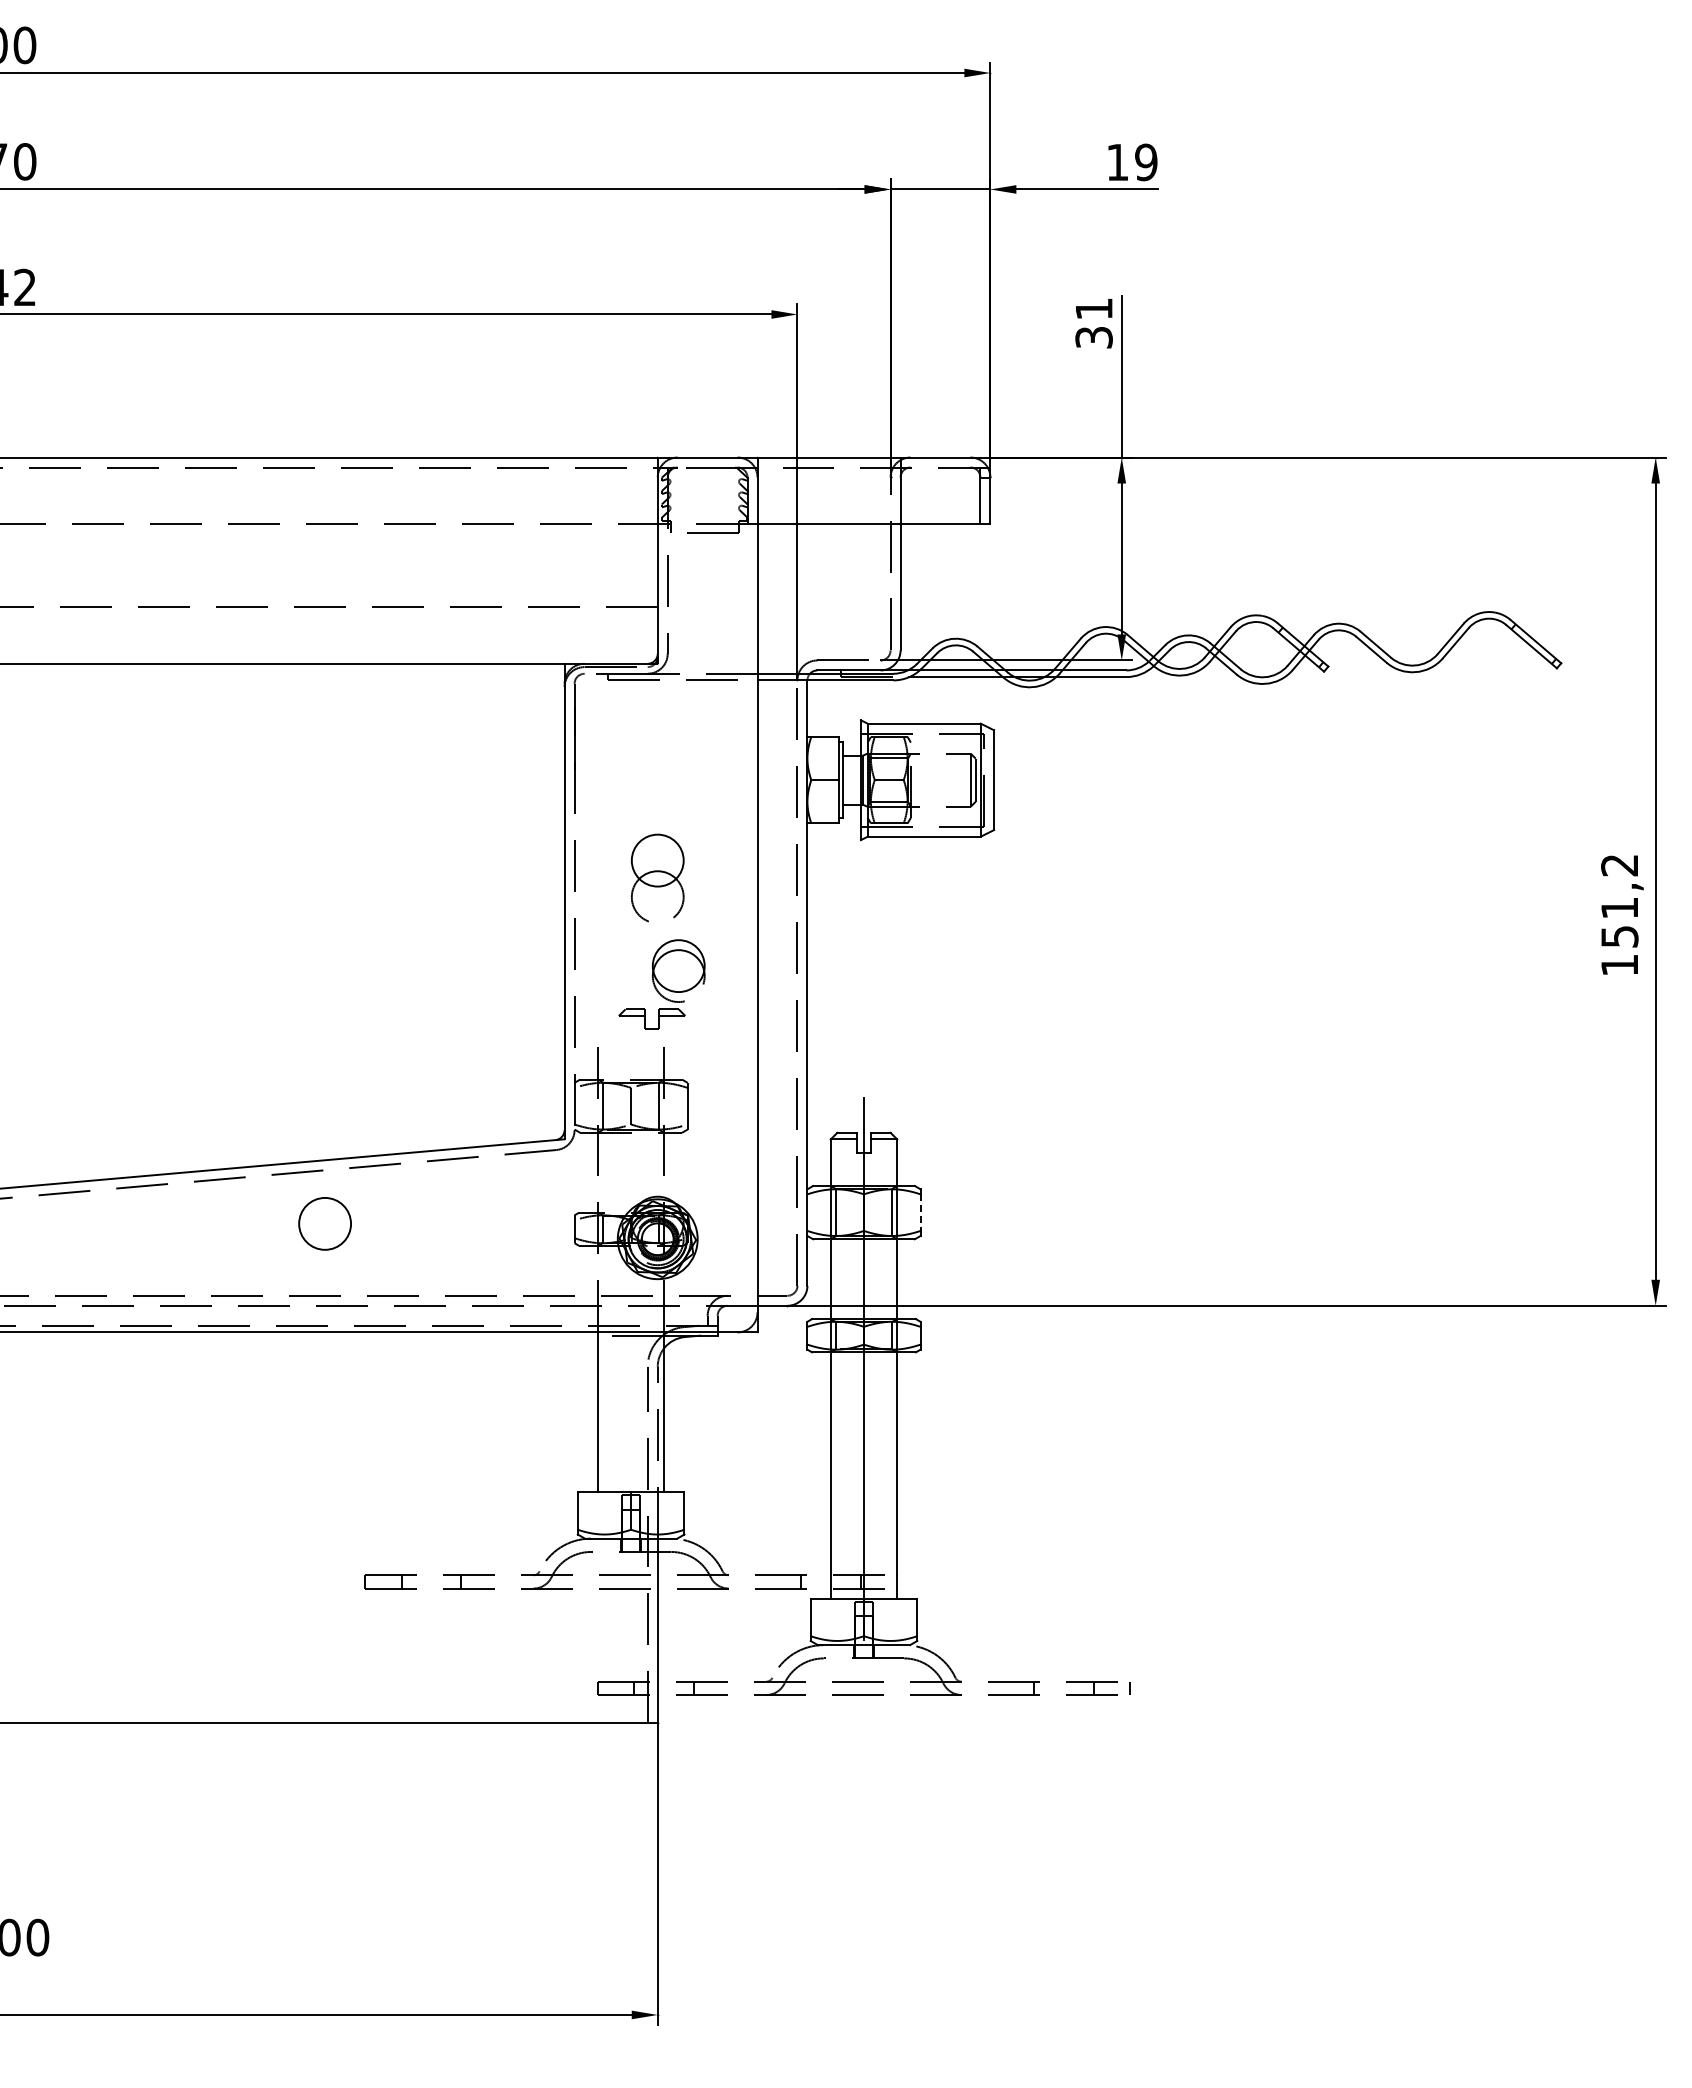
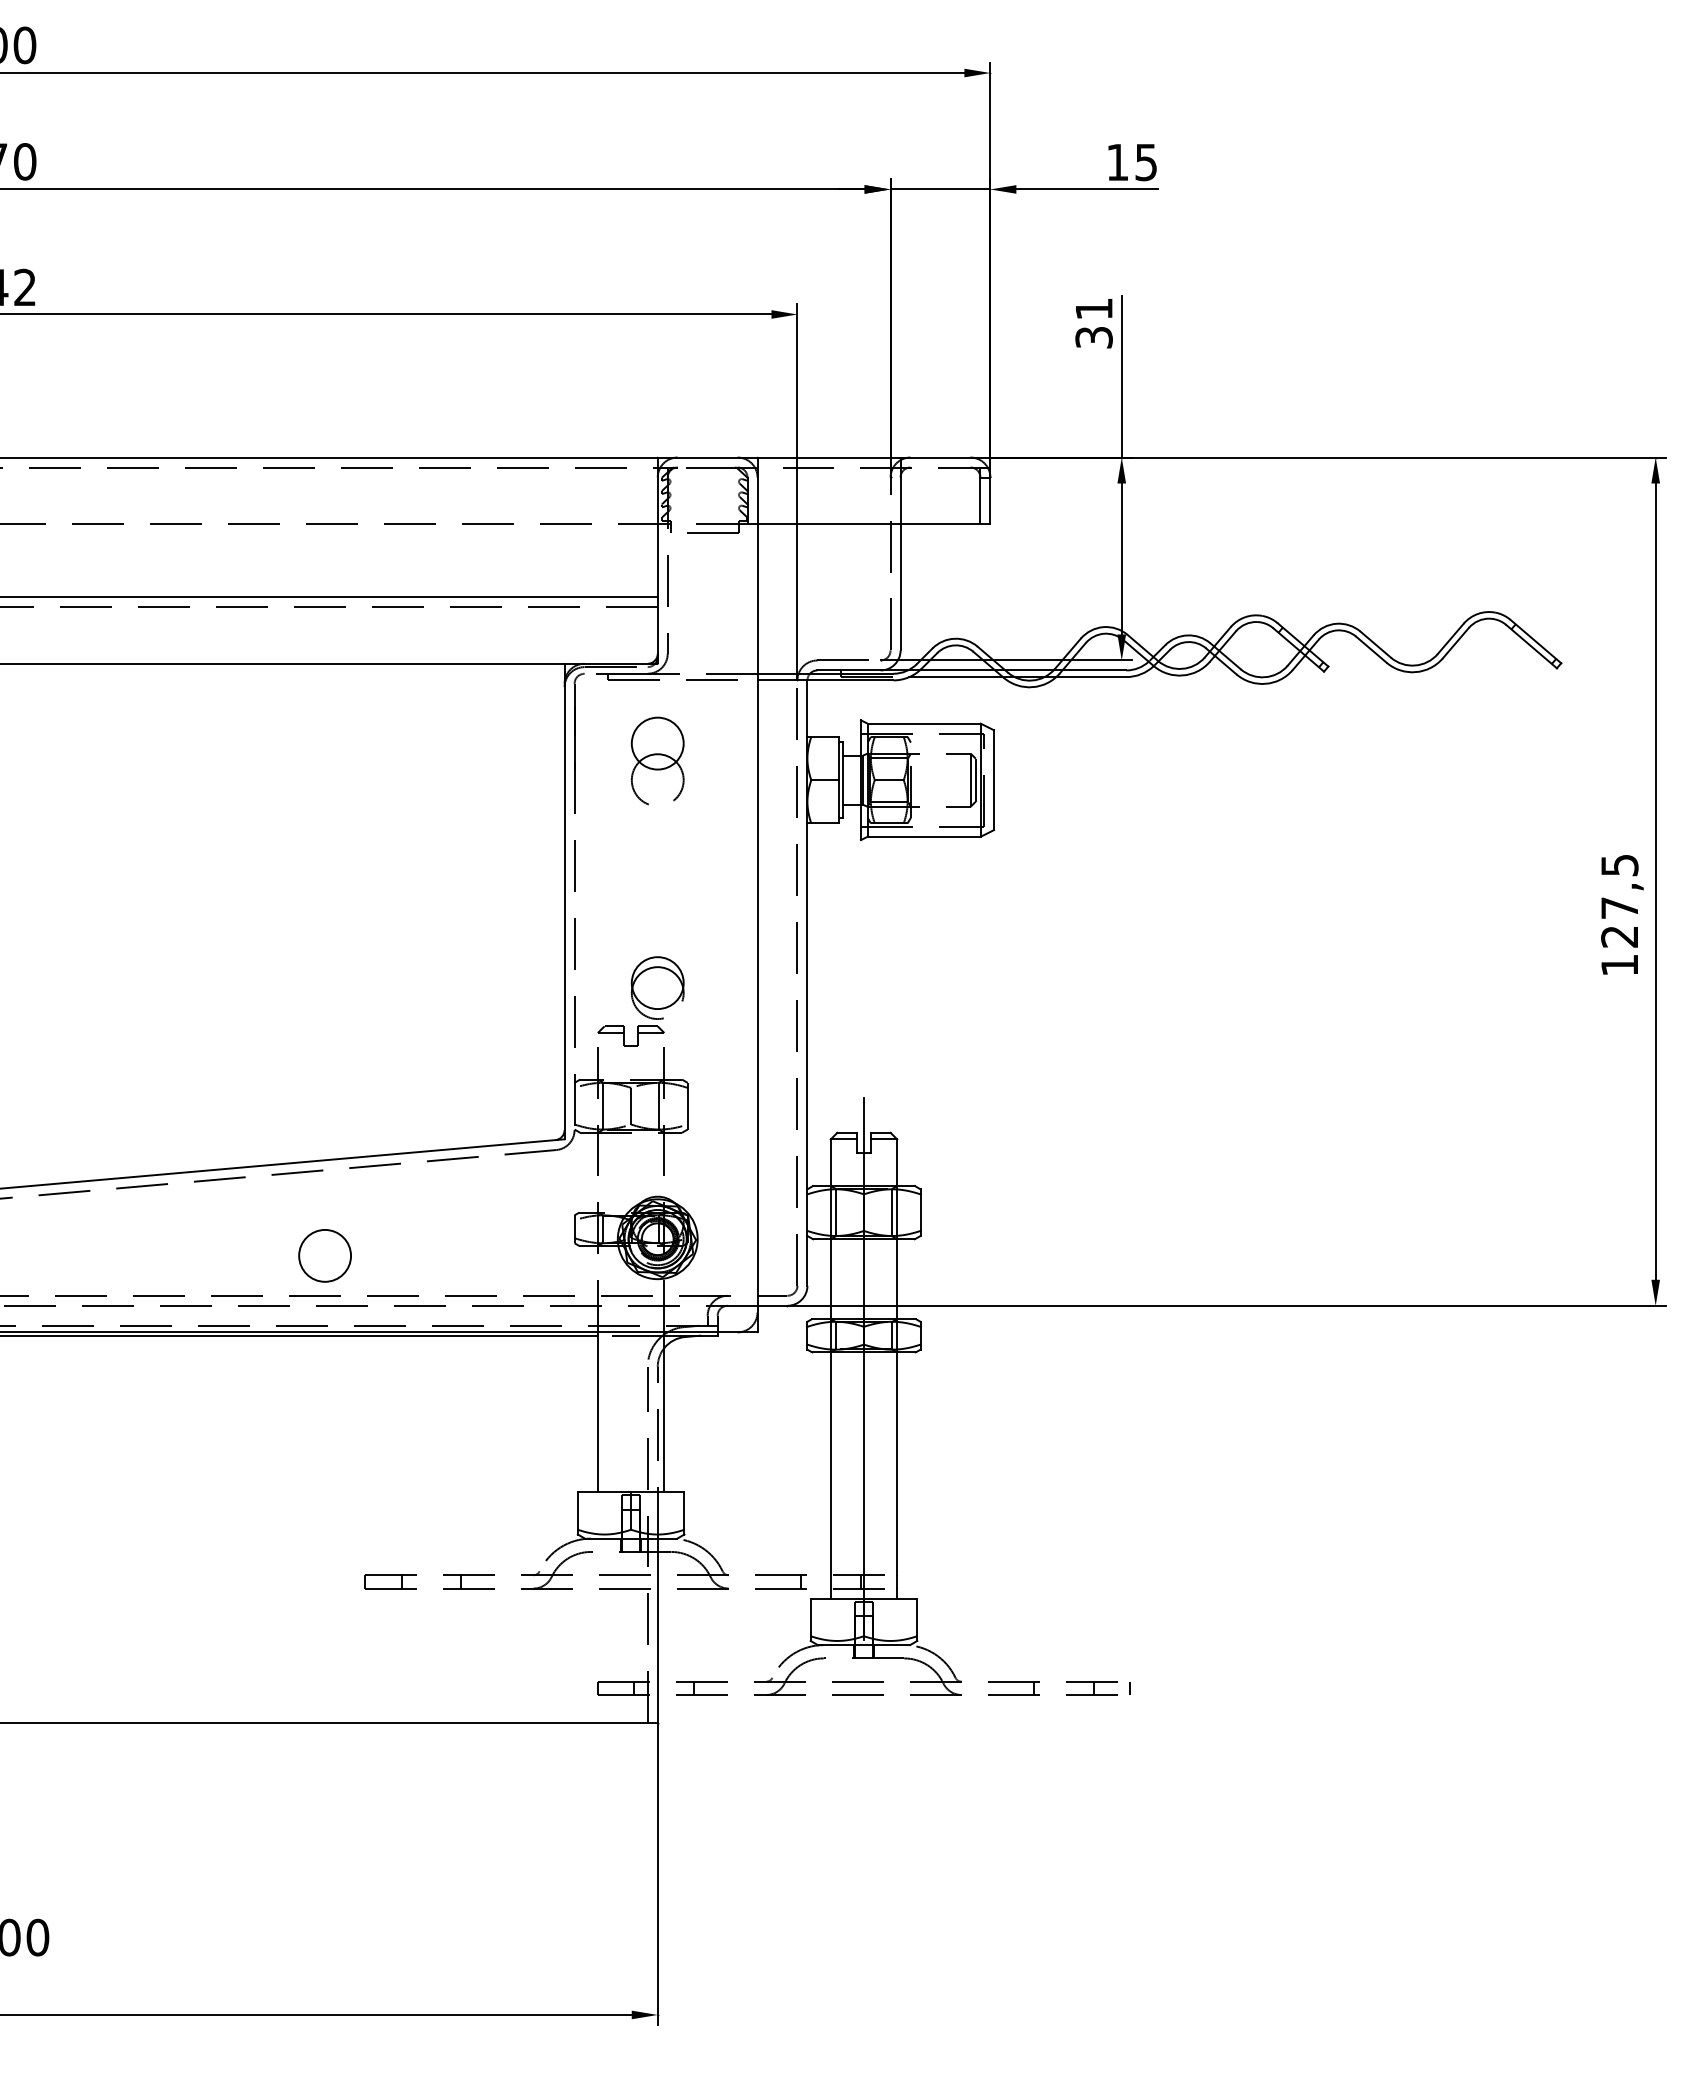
text: 19 -> 15 (1146, 162)
line: none -> present (329, 597)
part position: (657, 877) -> (657, 760) (657, 760)
text: 151,2 -> 127,5 (1619, 901)
part position: (661, 984) -> (640, 1001) (640, 1001)
line: dashed -> solid (920, 1213)
circle position: (324, 1223) -> (324, 1255) (324, 1255)
line: none -> present (299, 1335)
